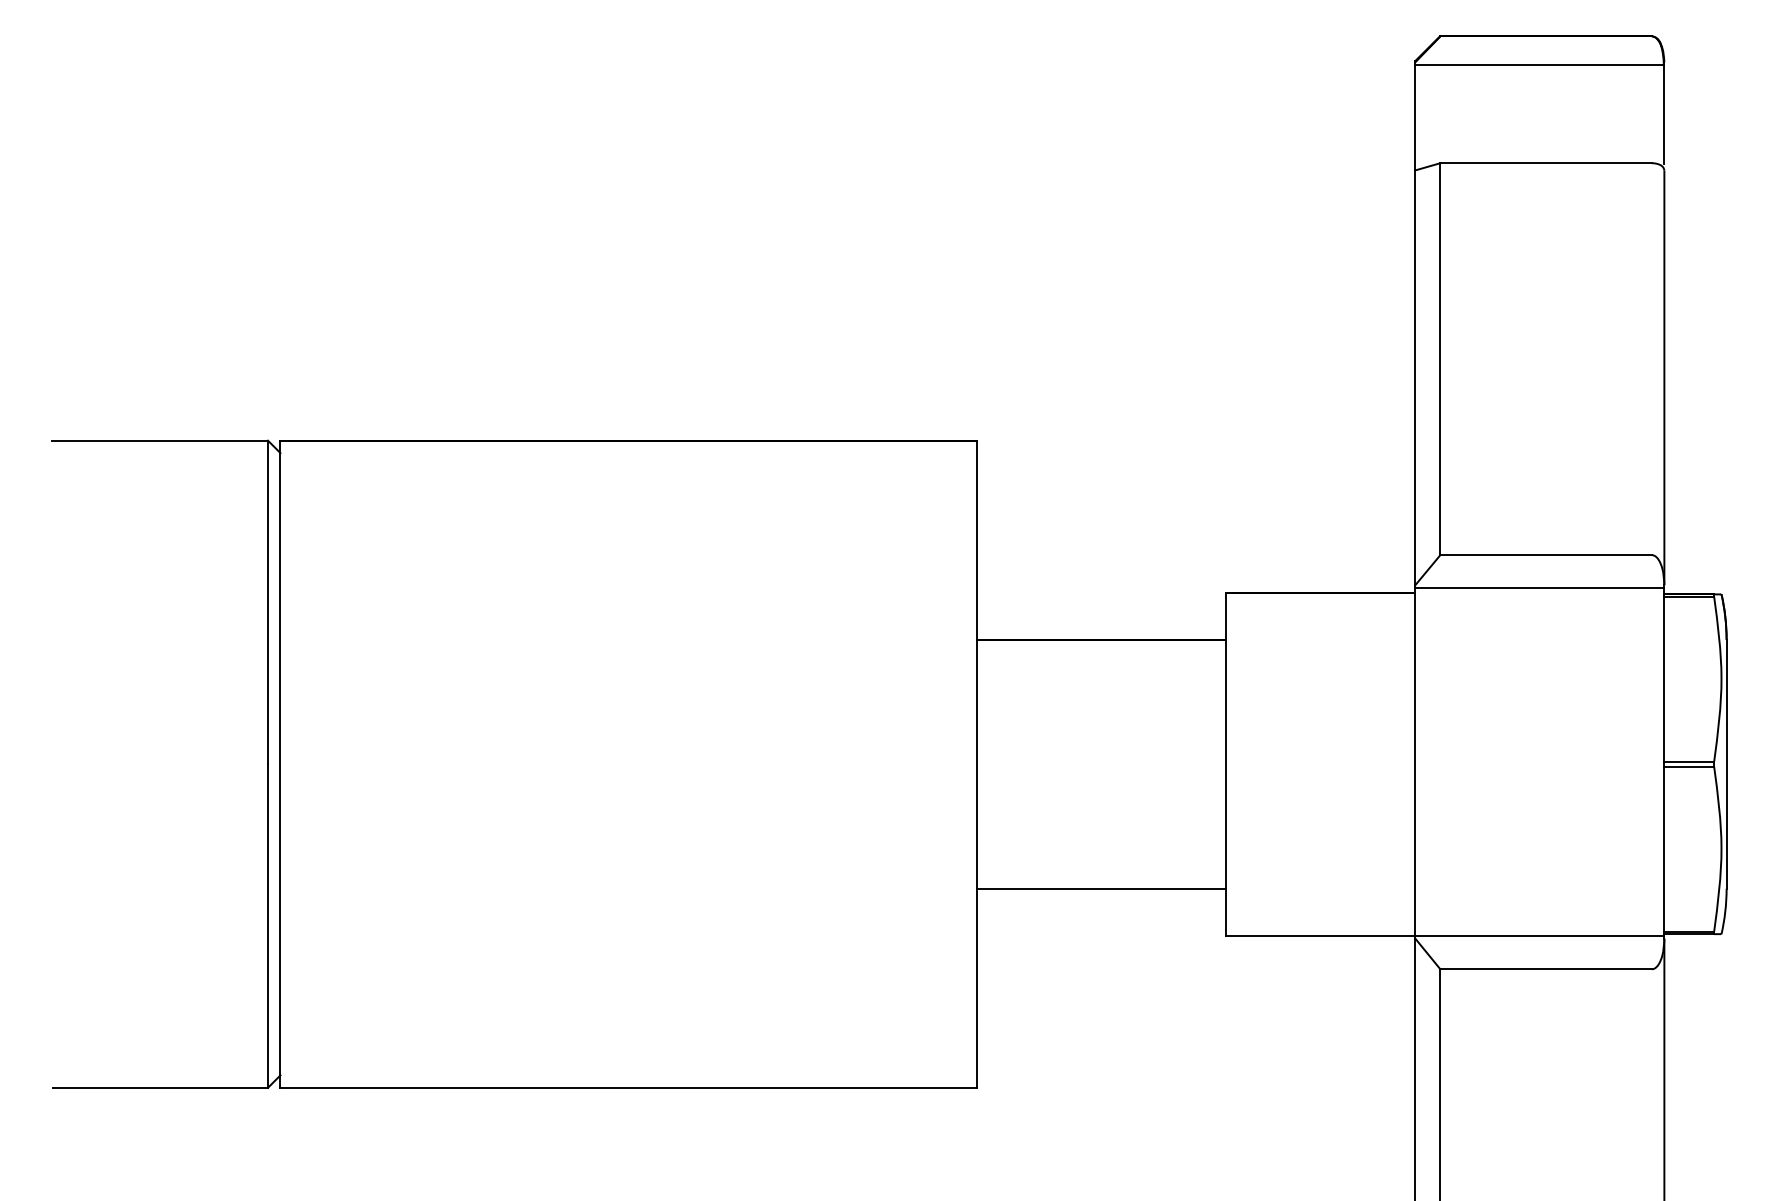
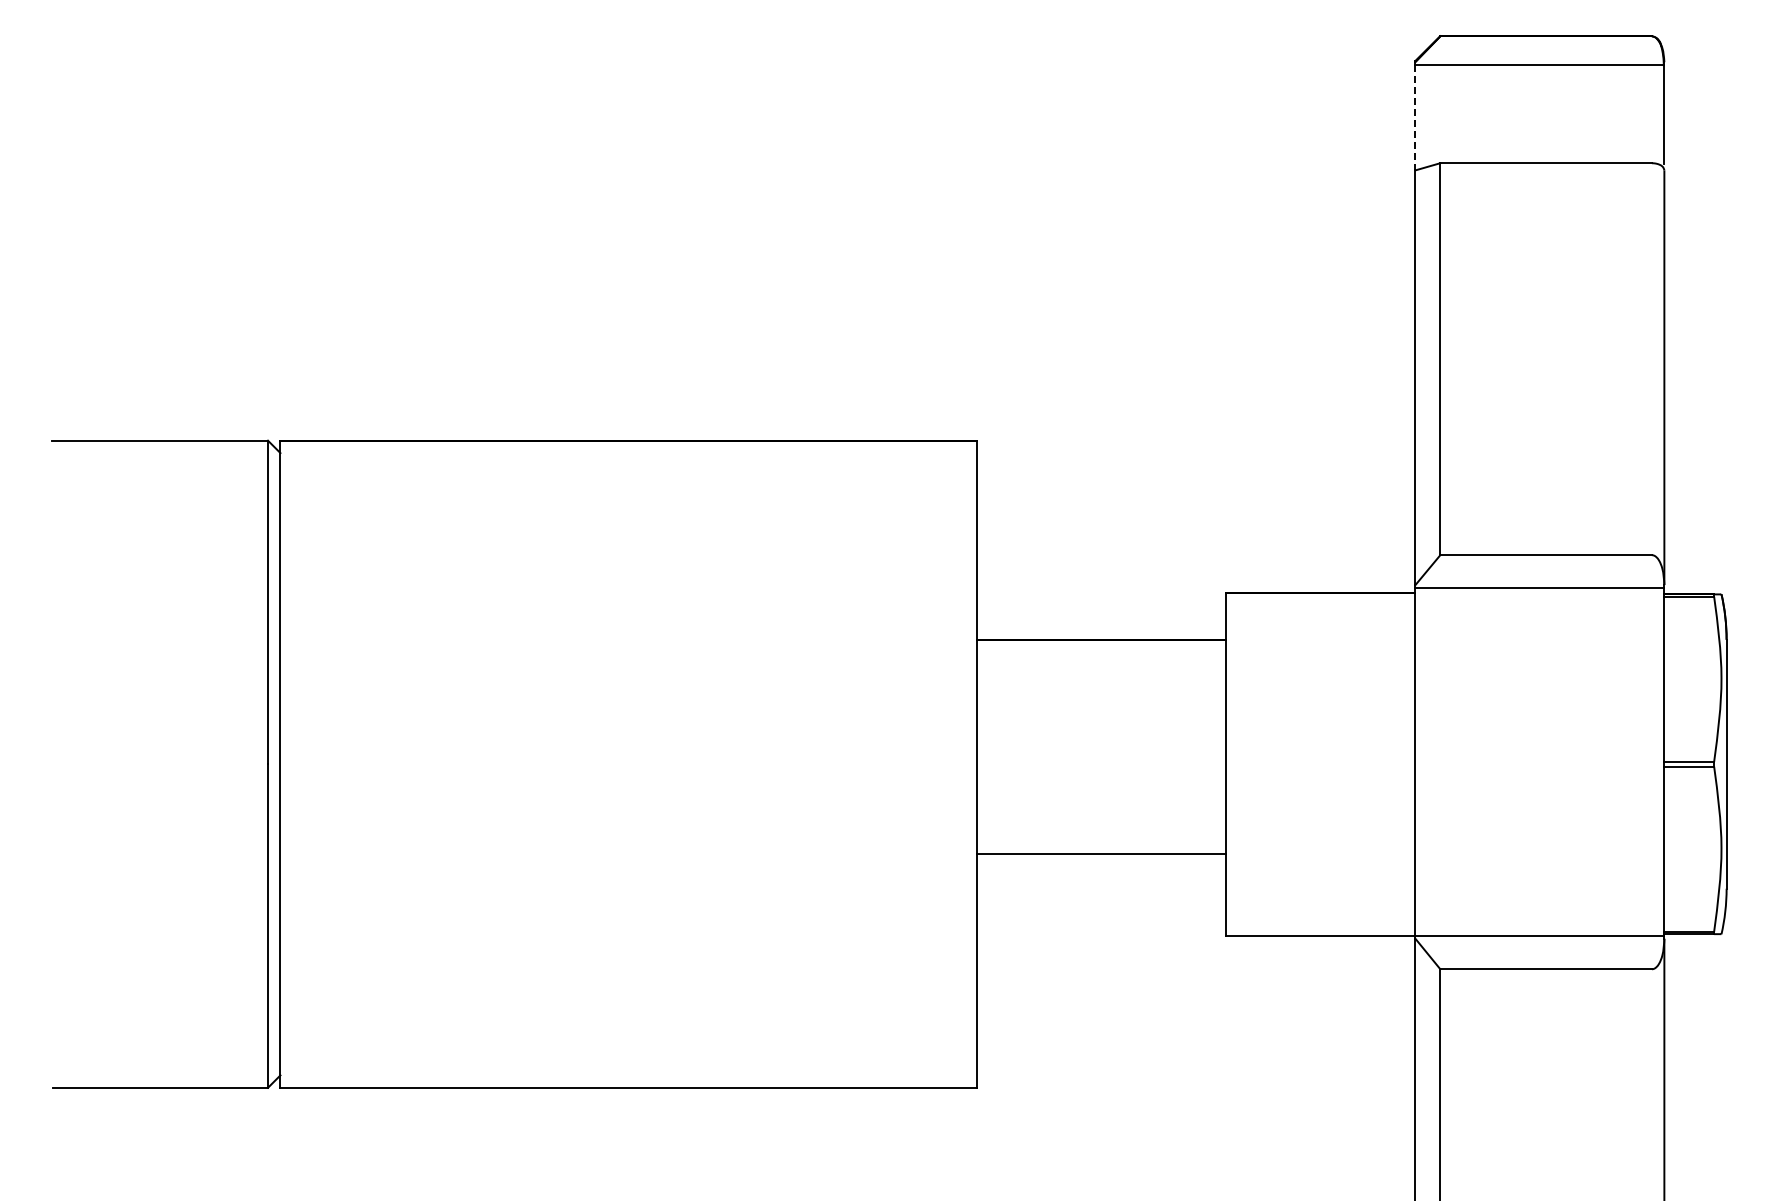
line: solid -> dashed (1415, 117)
line position: (1101, 888) -> (1101, 853) (1101, 853)
